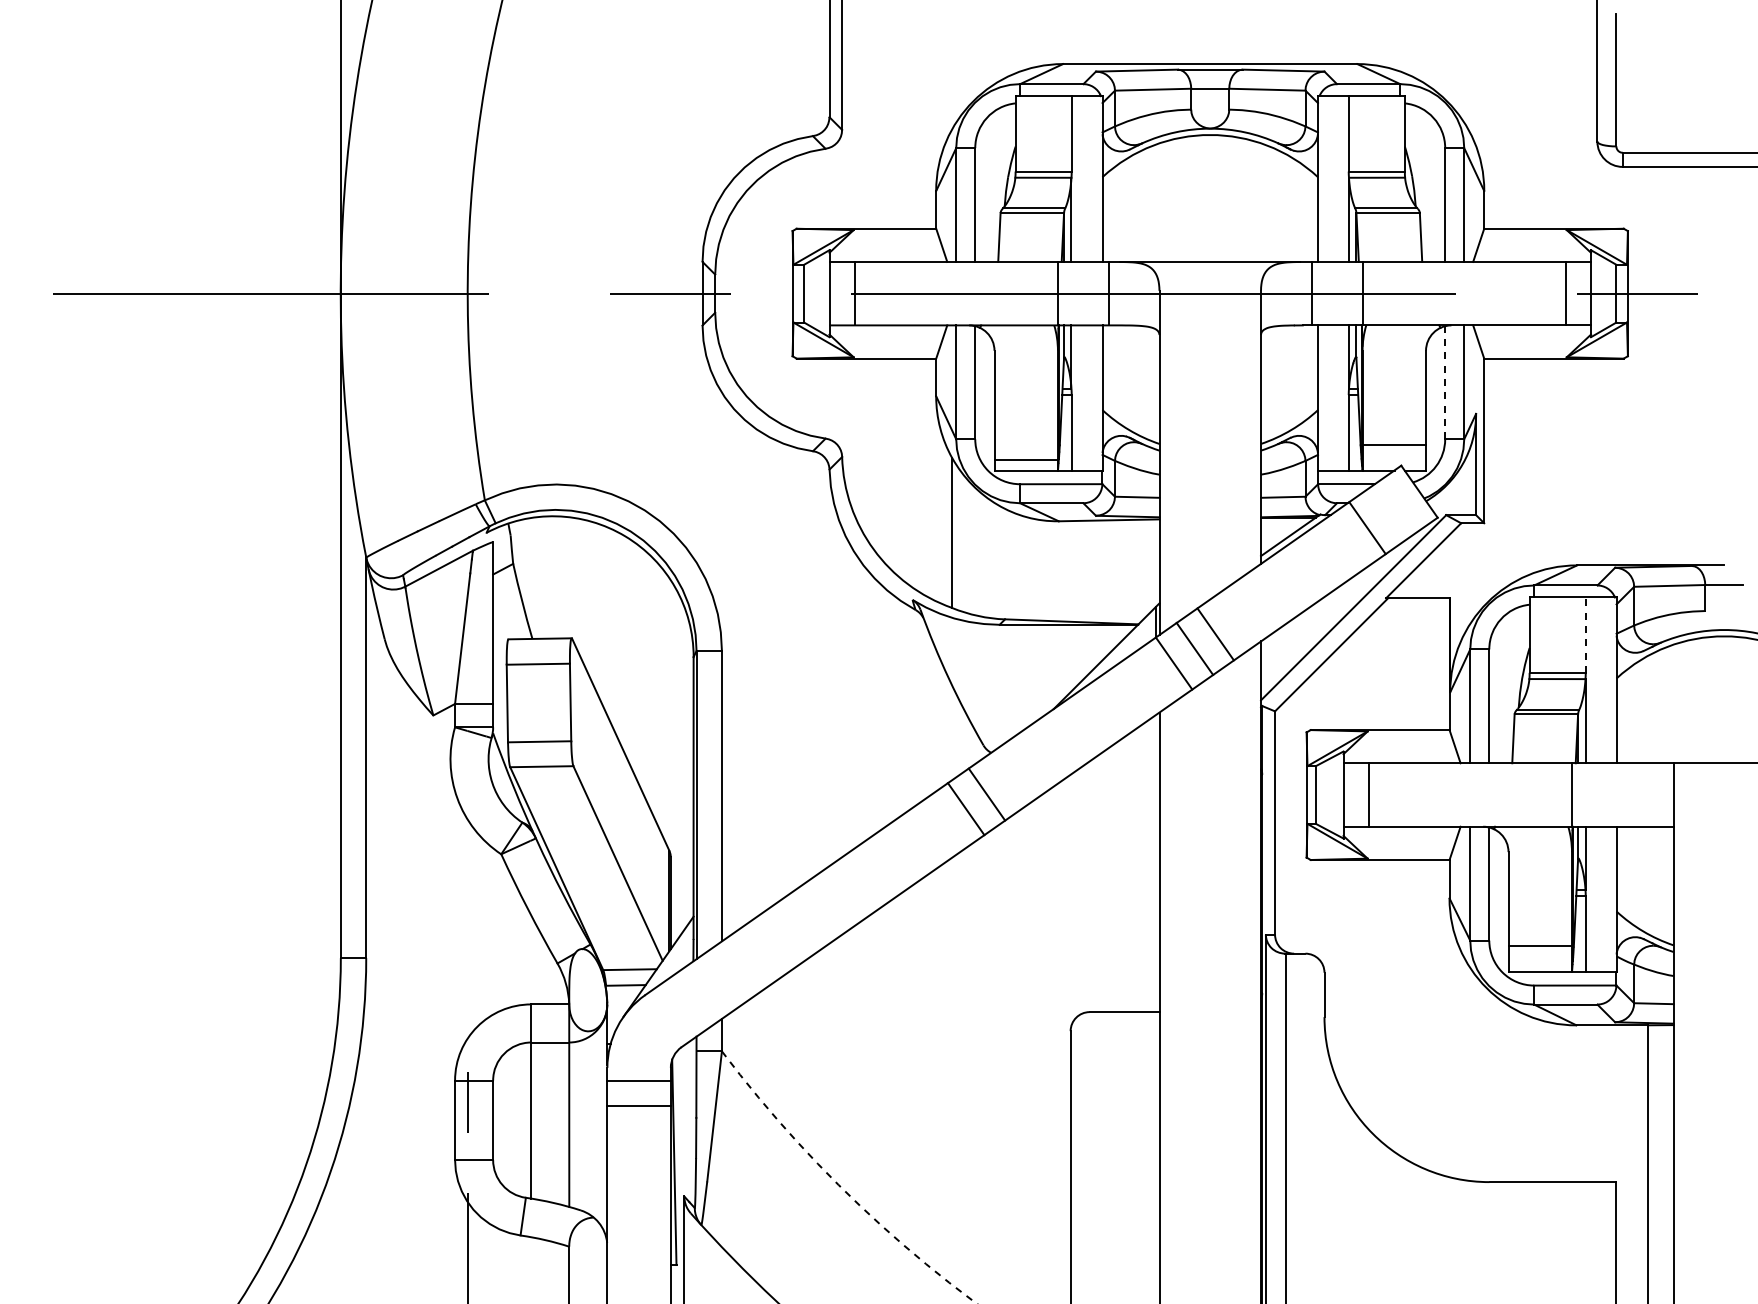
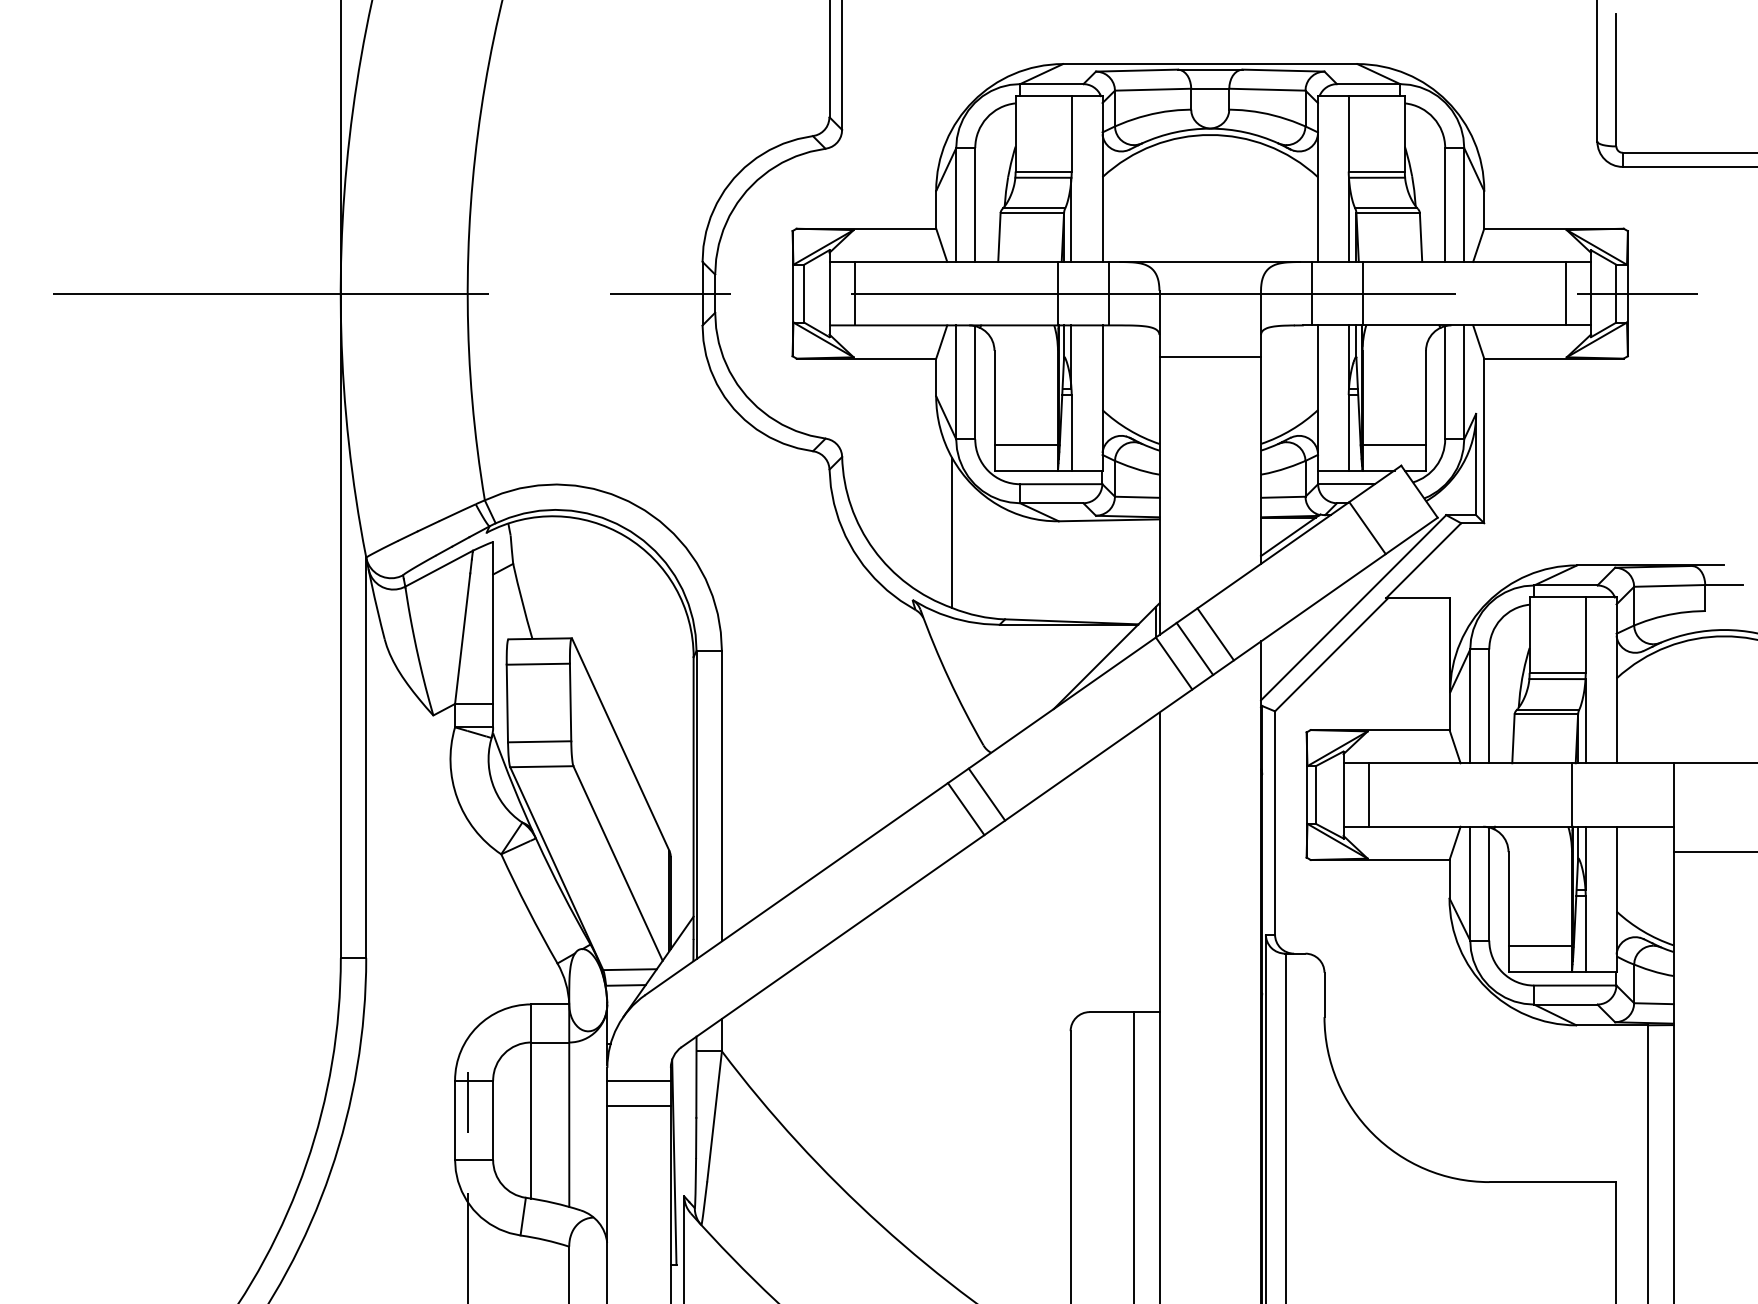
line: none -> present (1210, 357)
line: dashed -> solid (1445, 382)
line position: (1025, 460) -> (1025, 445) (1025, 445)
line: dashed -> solid (1585, 635)
line: none -> present (1713, 852)
line: none -> present (1134, 1156)
arc: dashed -> solid (840, 1186)
